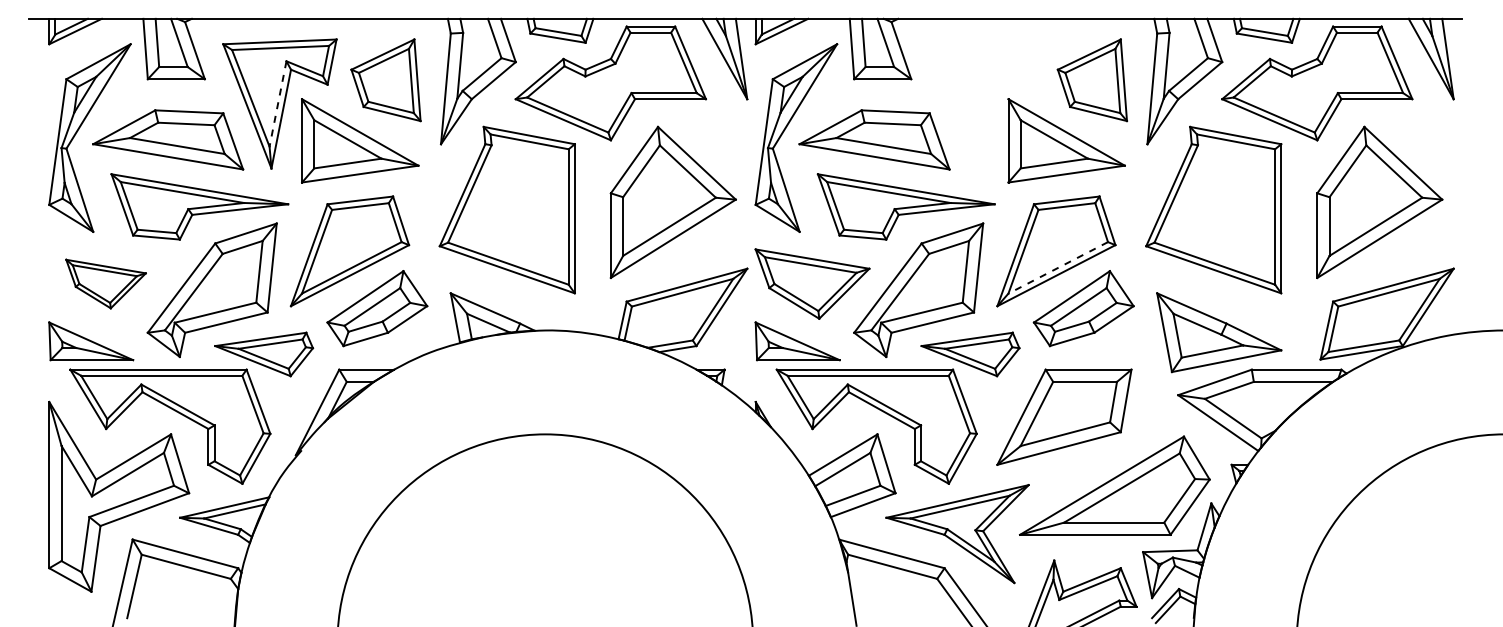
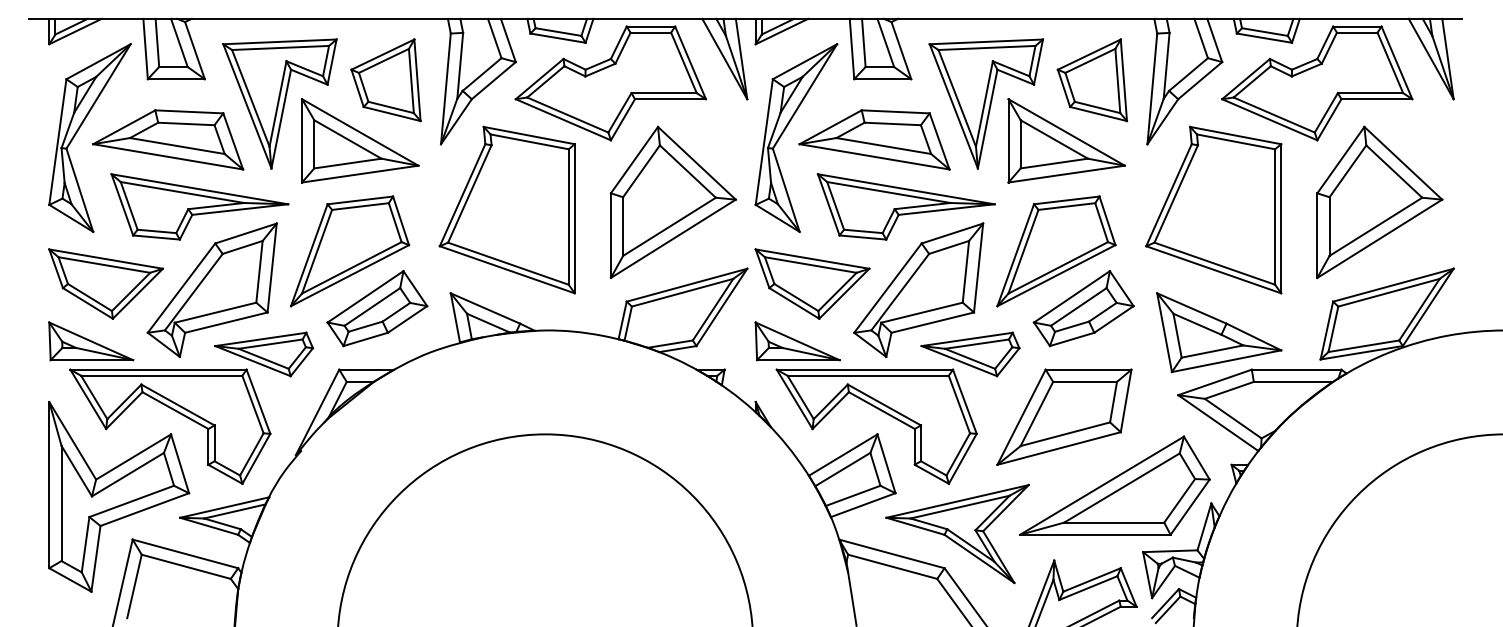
part: none -> present (986, 103)
line: dashed -> solid (278, 104)
line: dashed -> solid (1057, 268)
part size: 82x52 px -> 116x72 px (105, 283)
